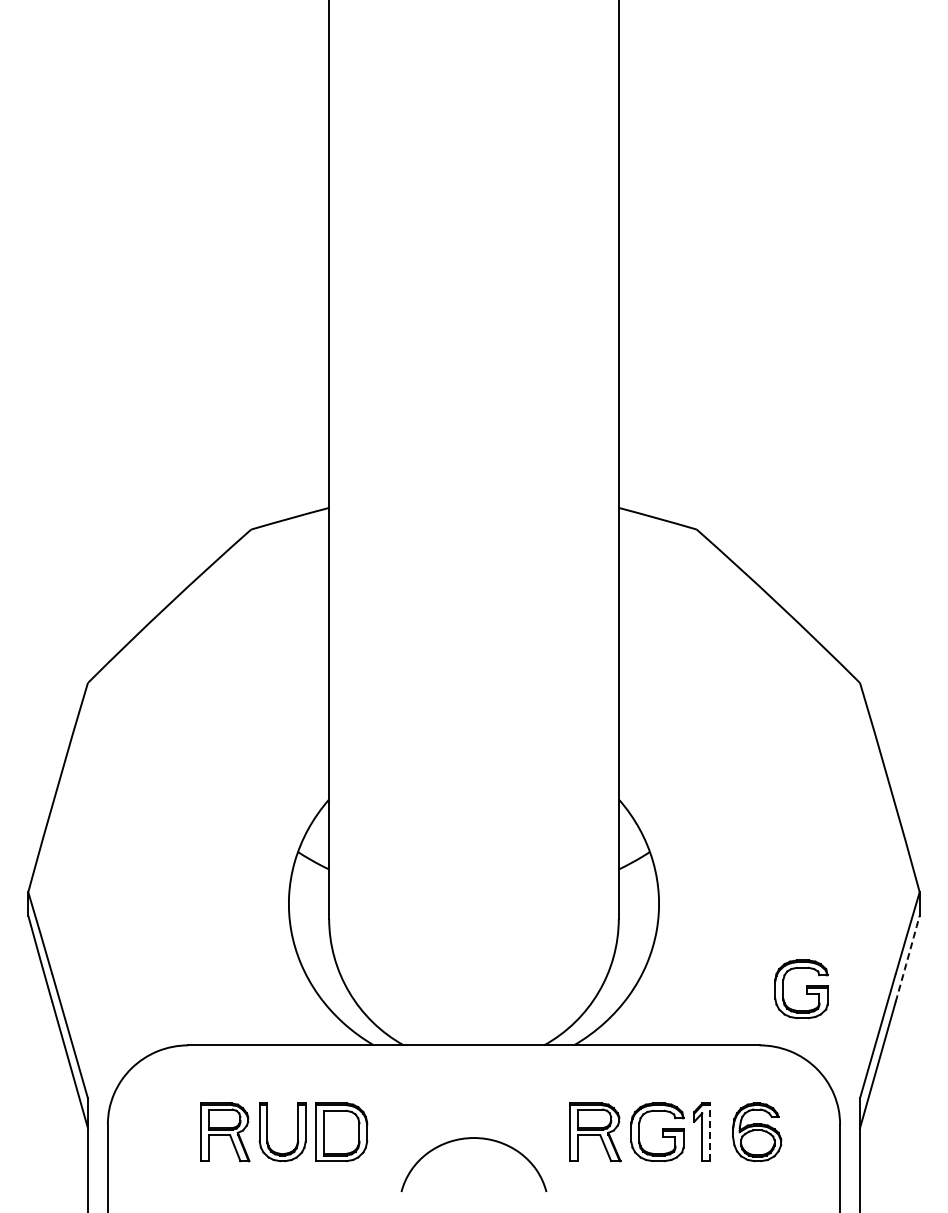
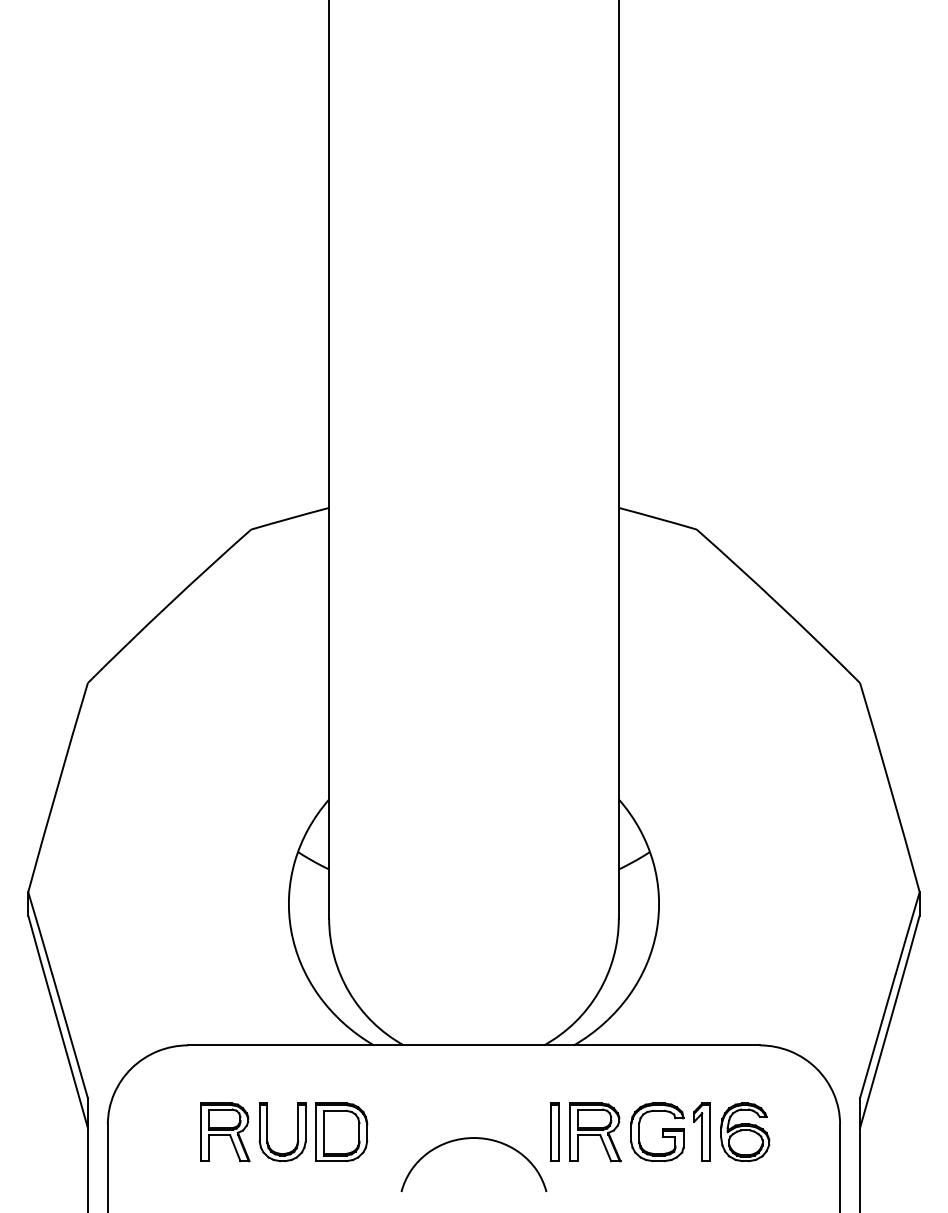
arc: dashed -> solid (907, 958)
part: present -> none (801, 989)
part: none -> present (554, 1131)
line: dashed -> solid (710, 1132)
part position: (757, 1132) -> (745, 1132) (745, 1132)
